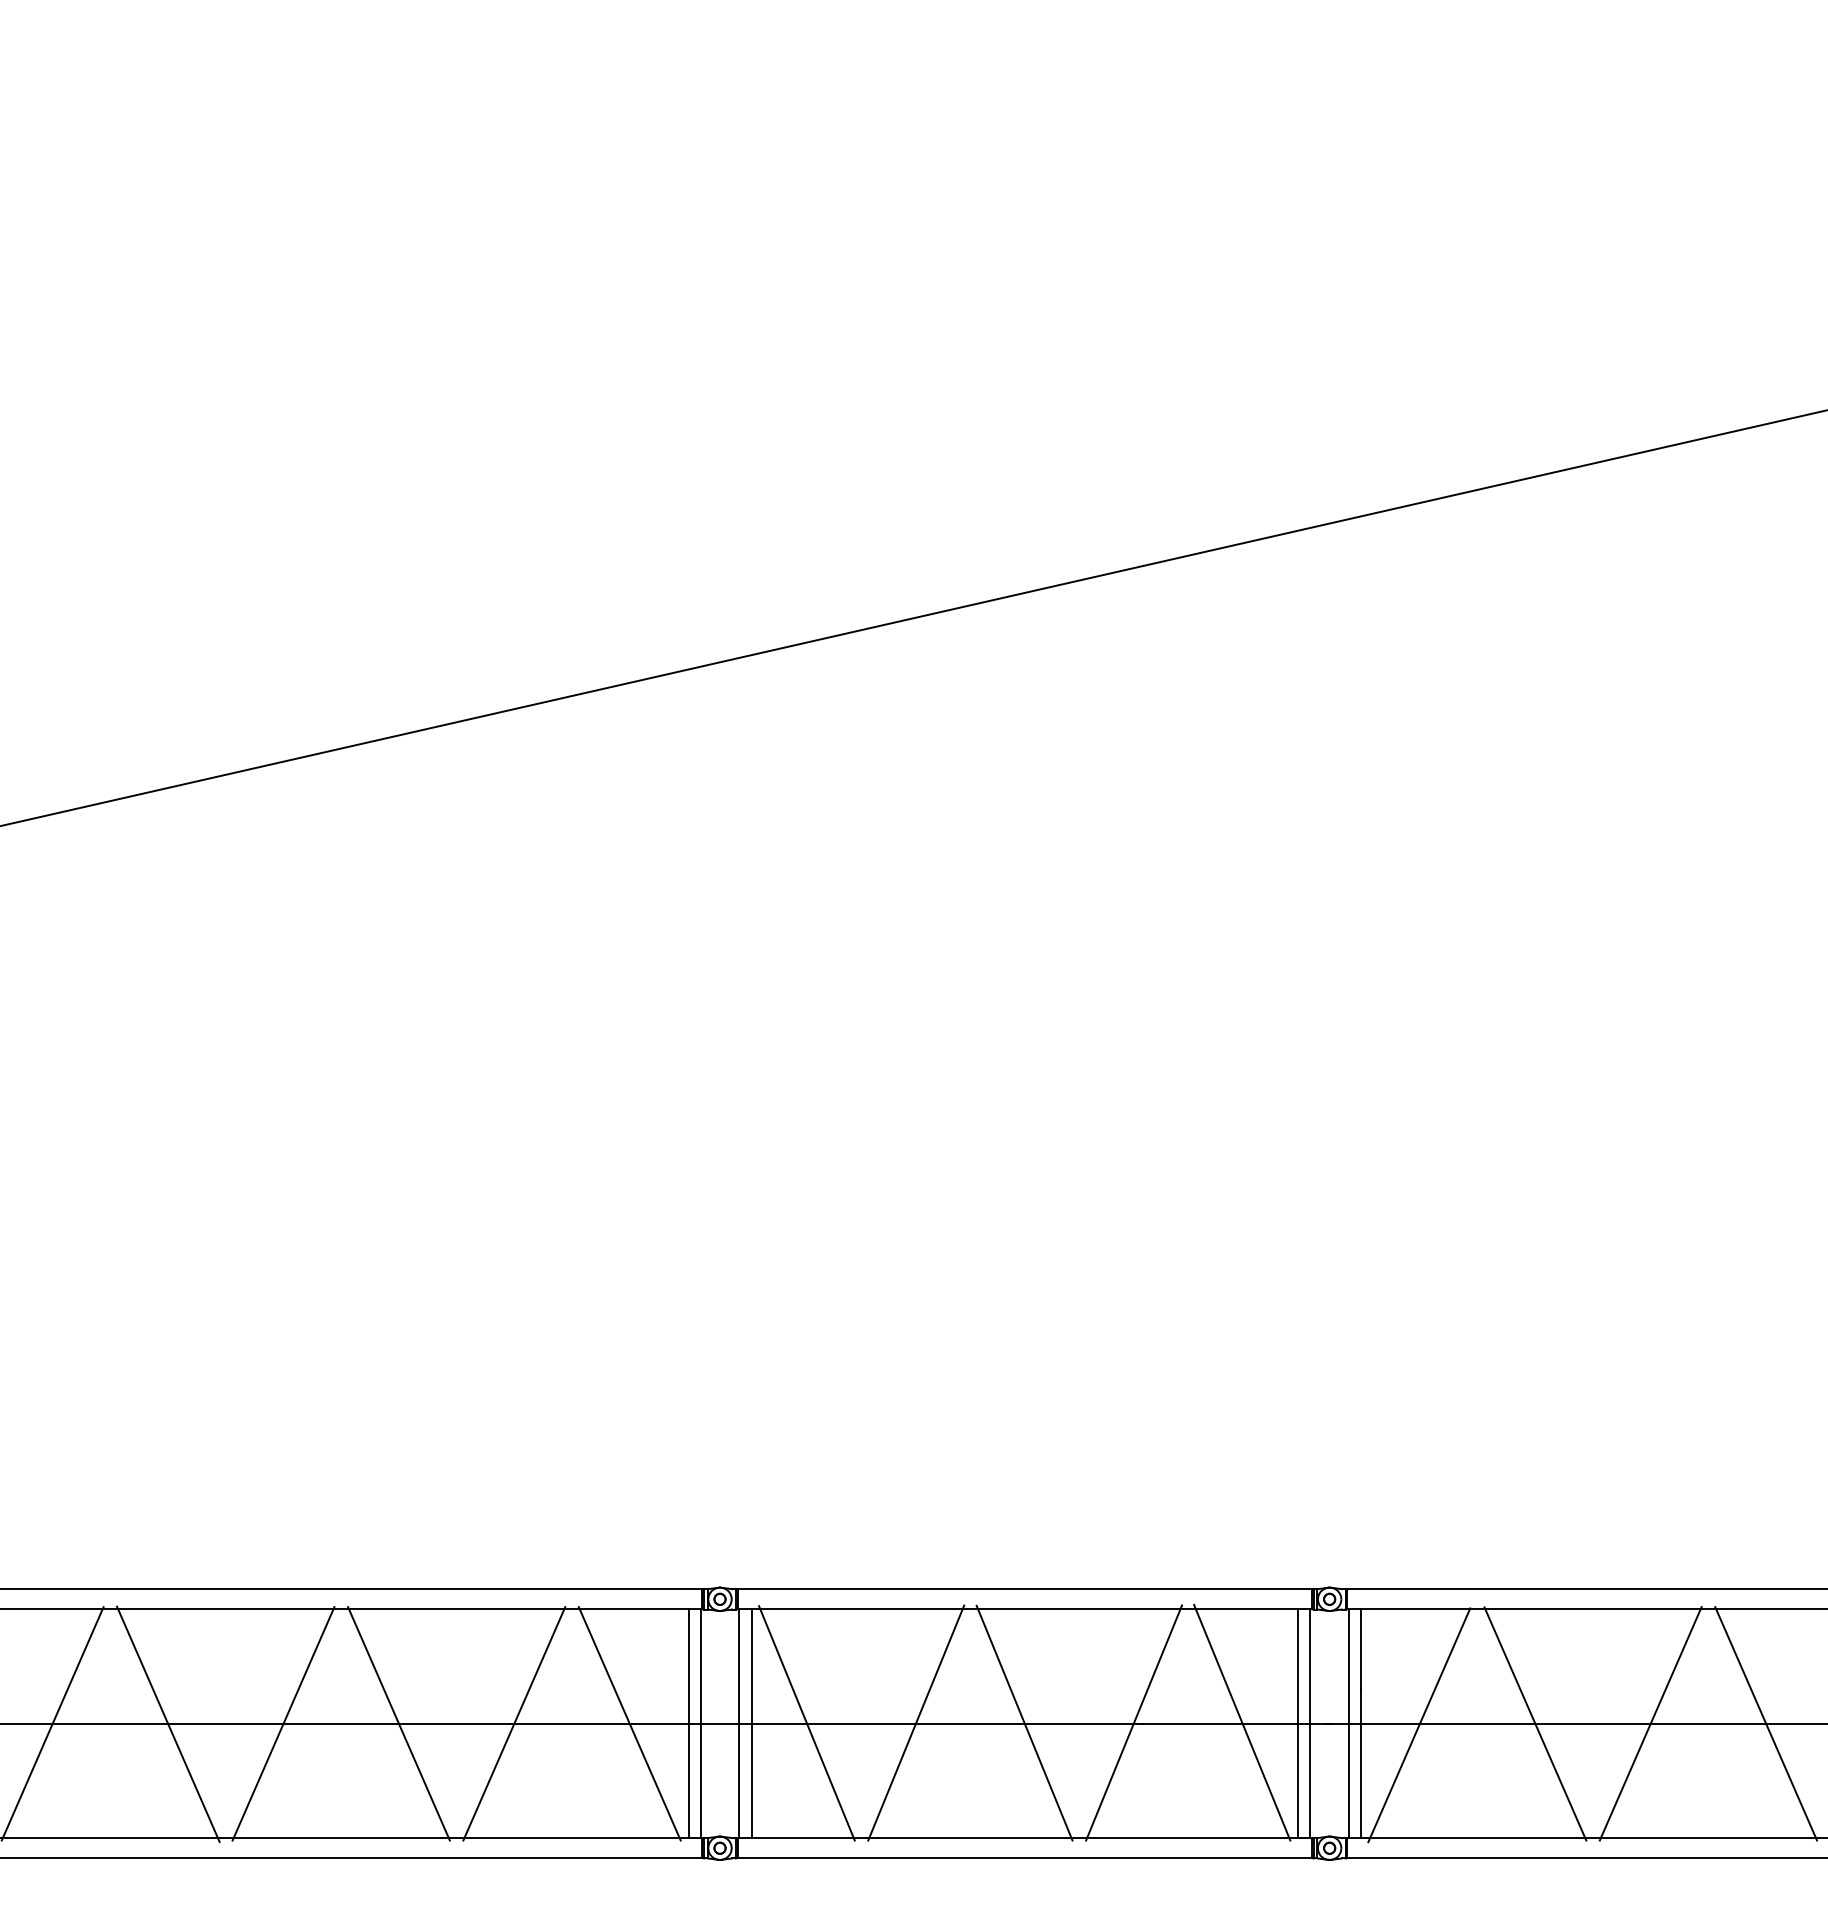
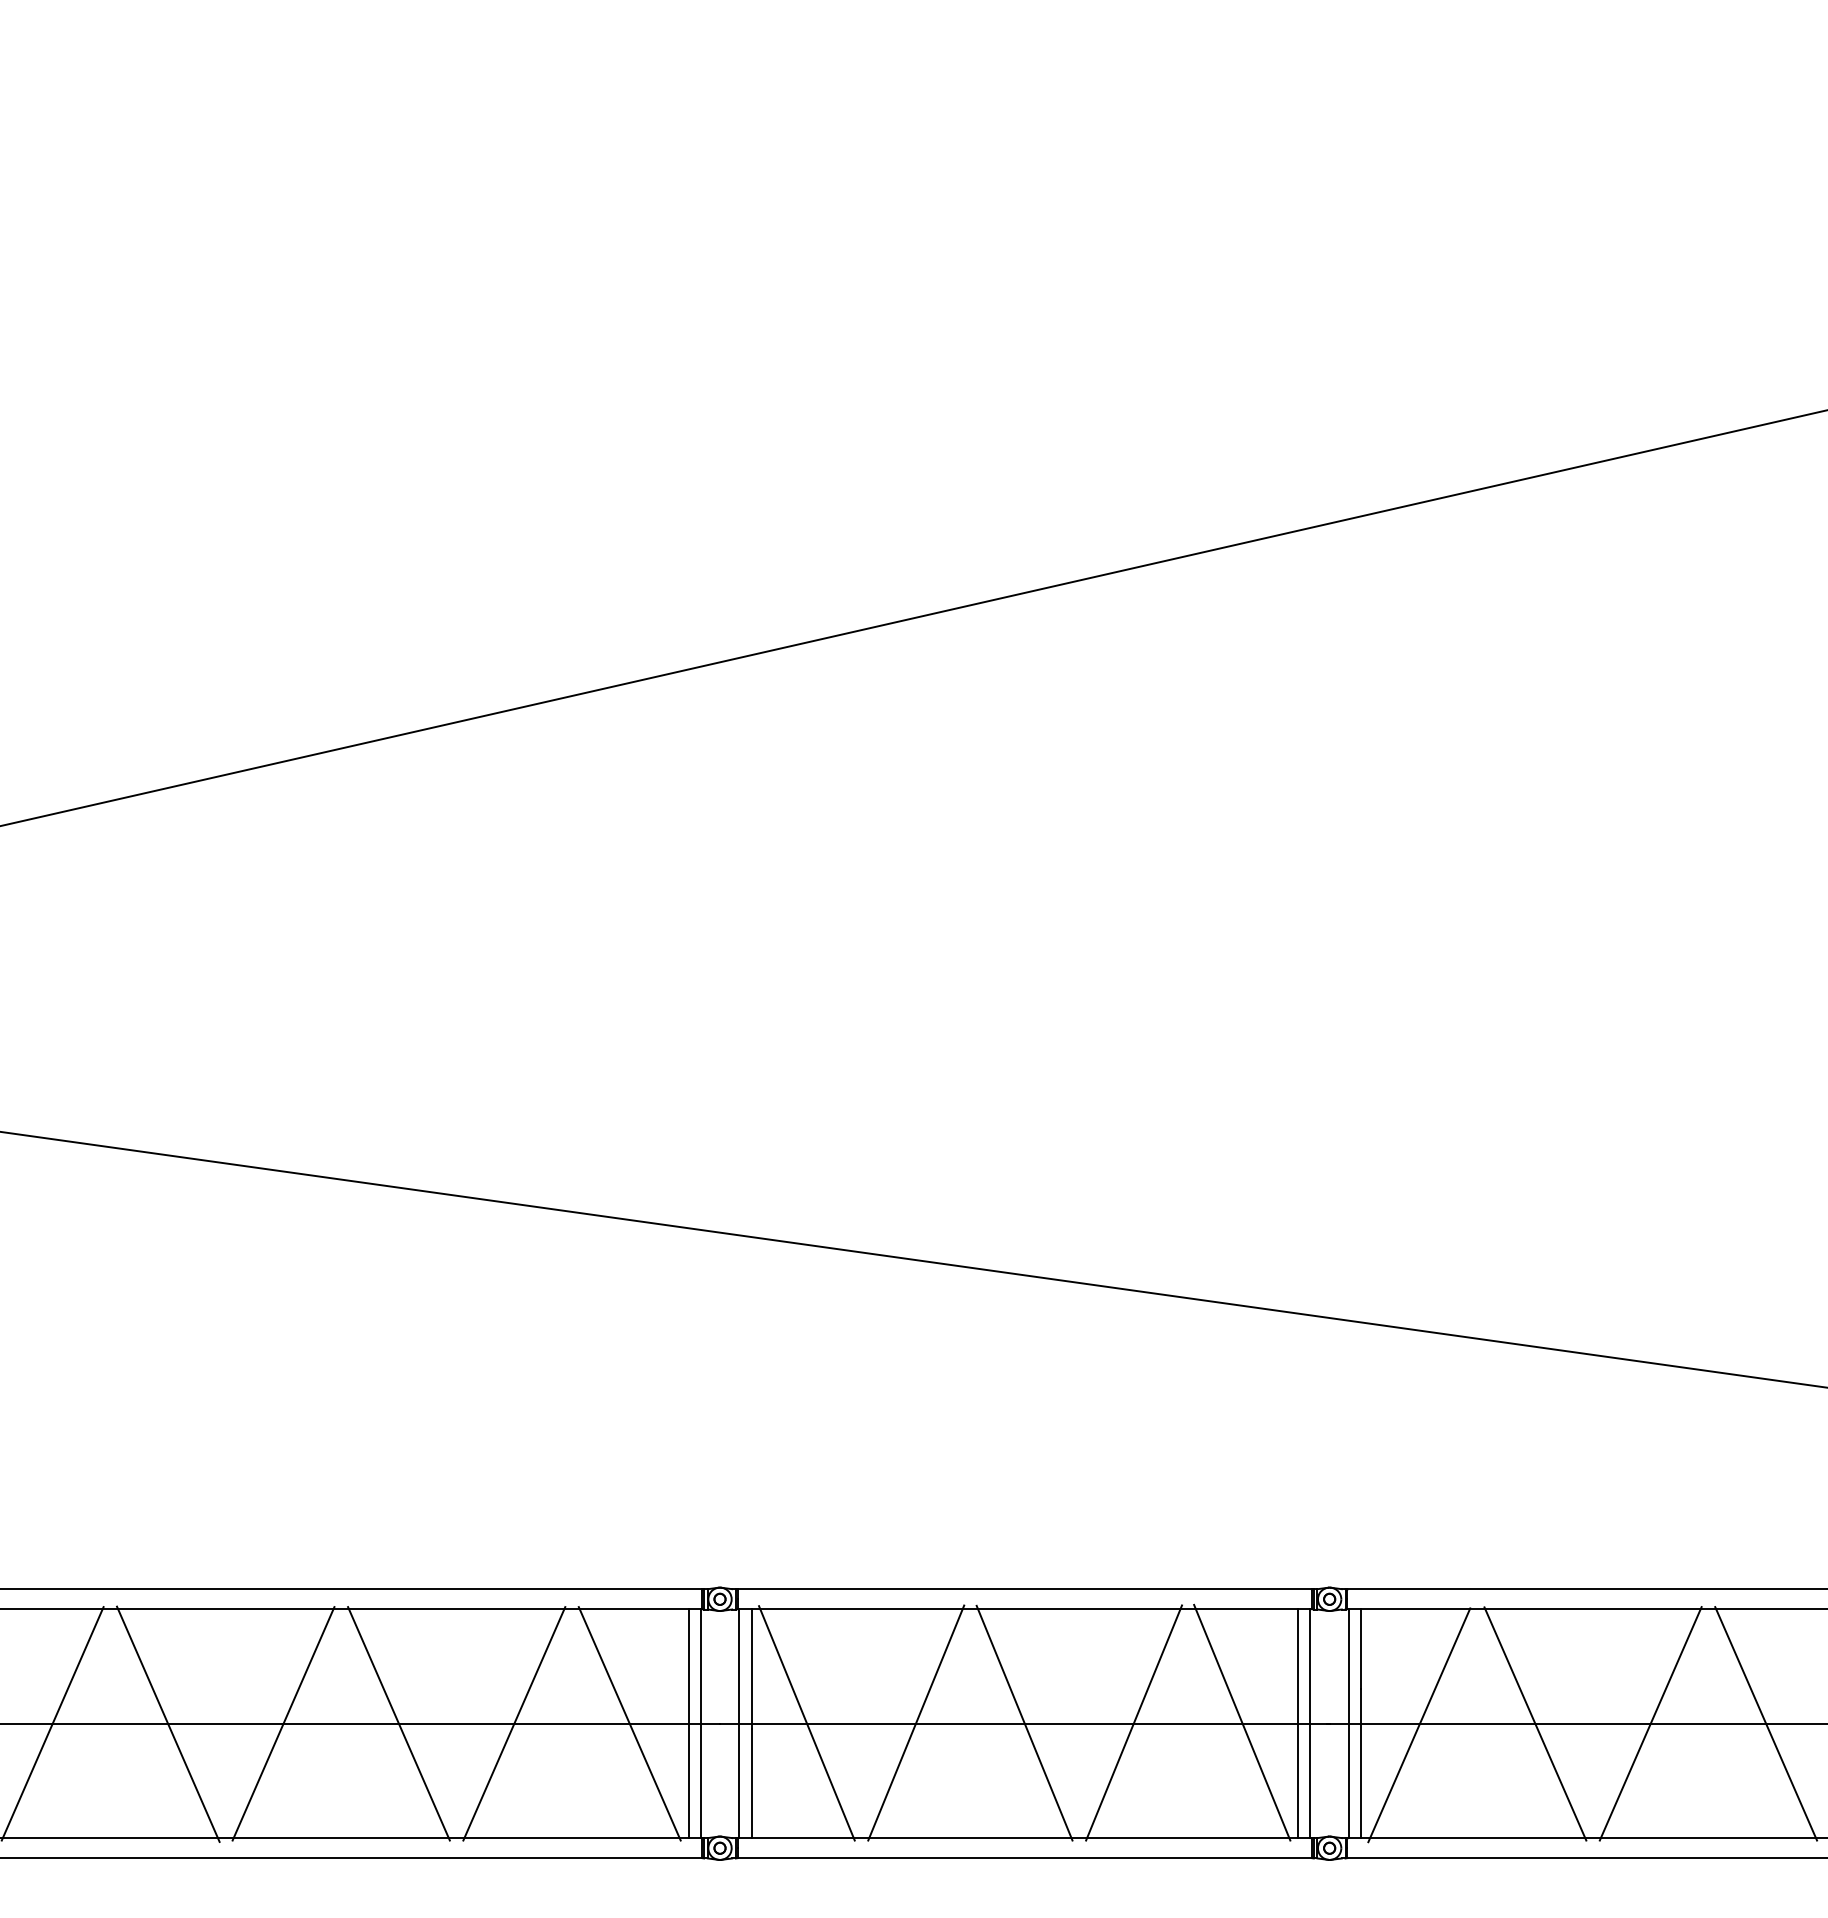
line: none -> present (913, 1259)
